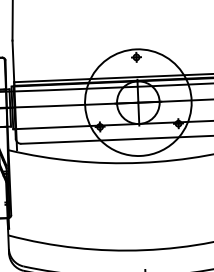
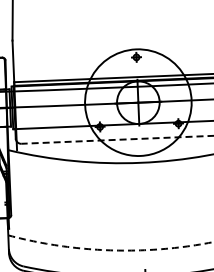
line: solid -> dashed (116, 139)
arc: solid -> dashed (111, 250)
